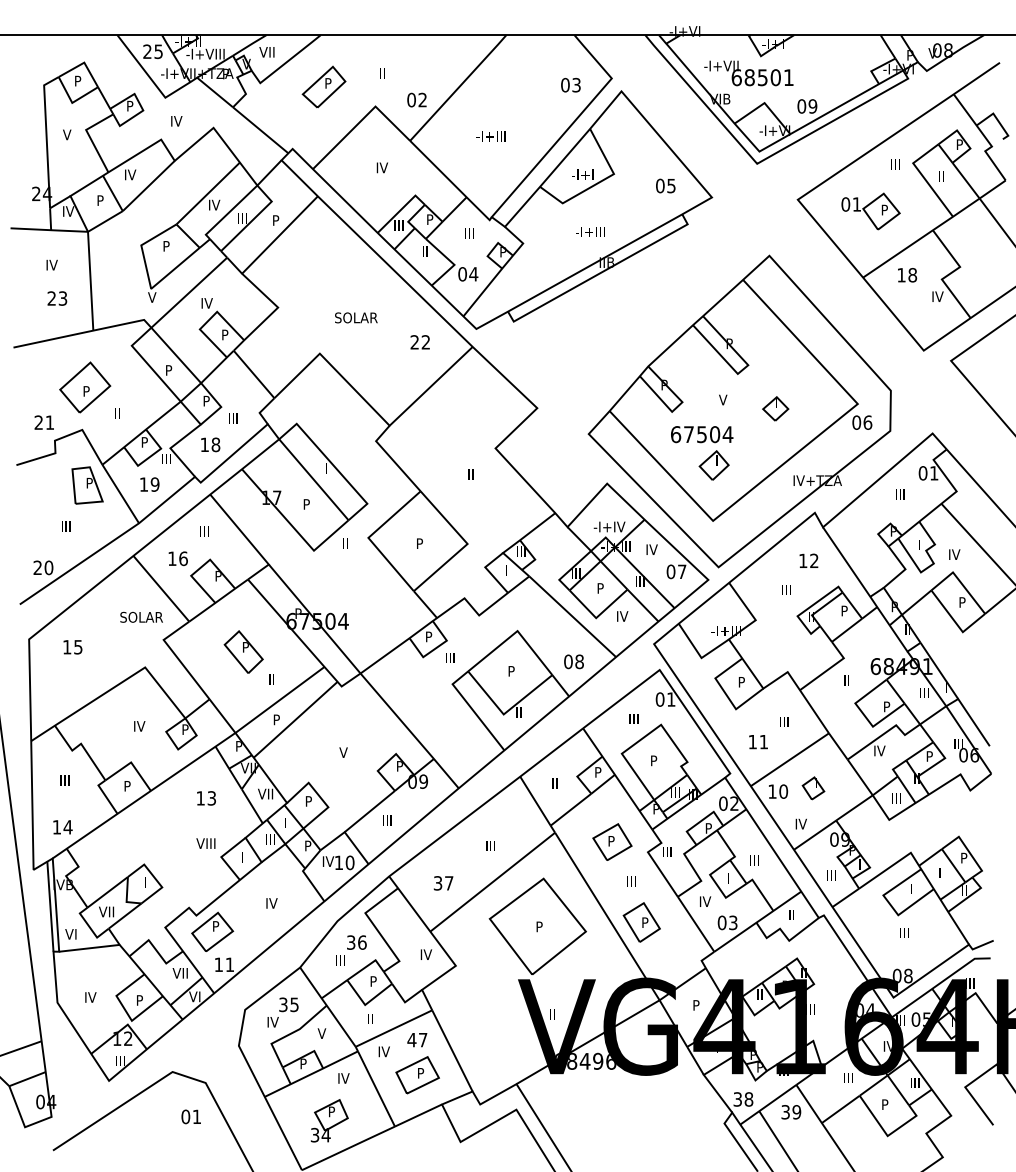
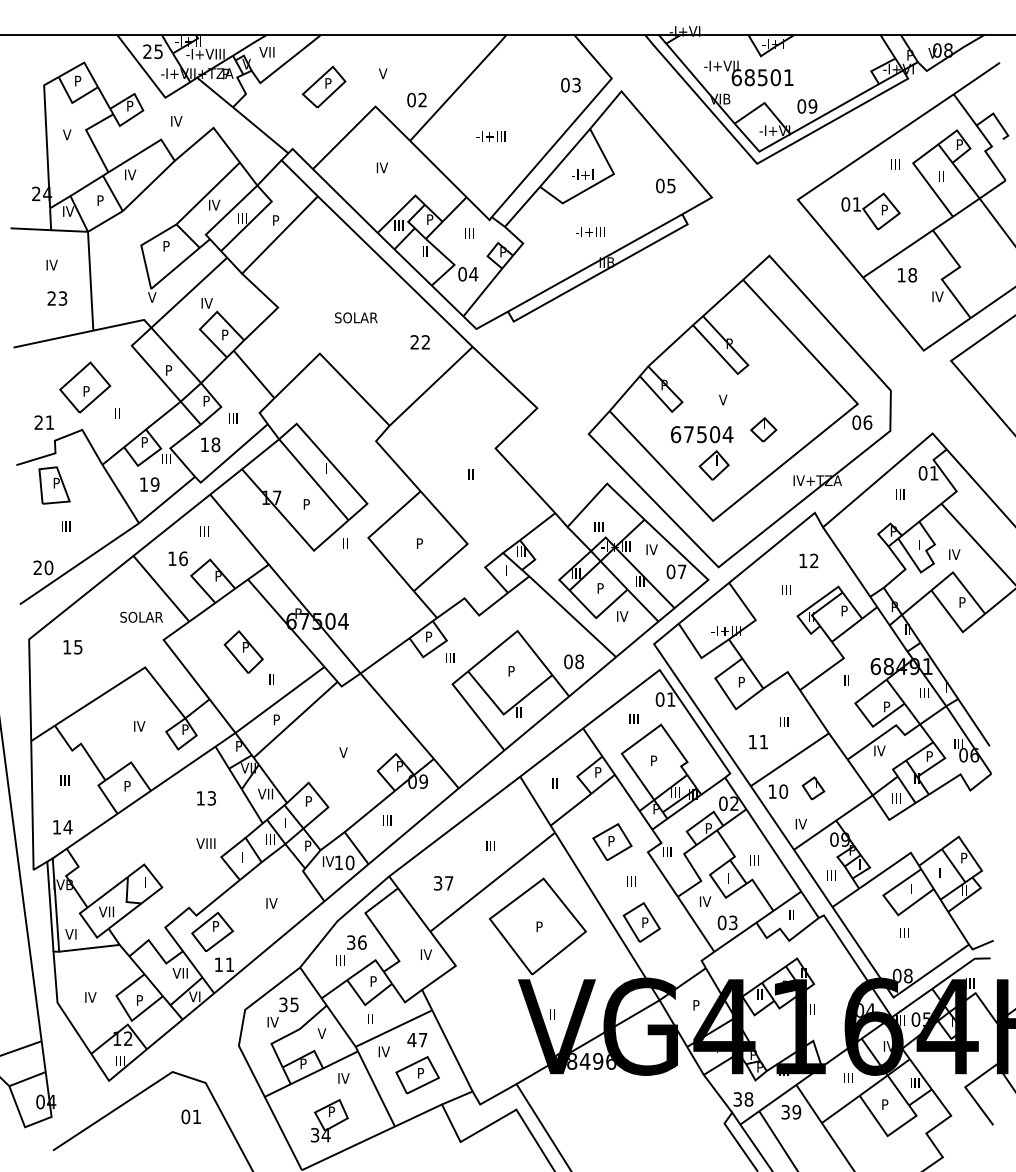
text: II -> V (383, 73)
part position: (775, 408) -> (763, 429) (763, 429)
part position: (87, 485) -> (54, 485) (54, 485)
text: -I+IV -> III (609, 526)
